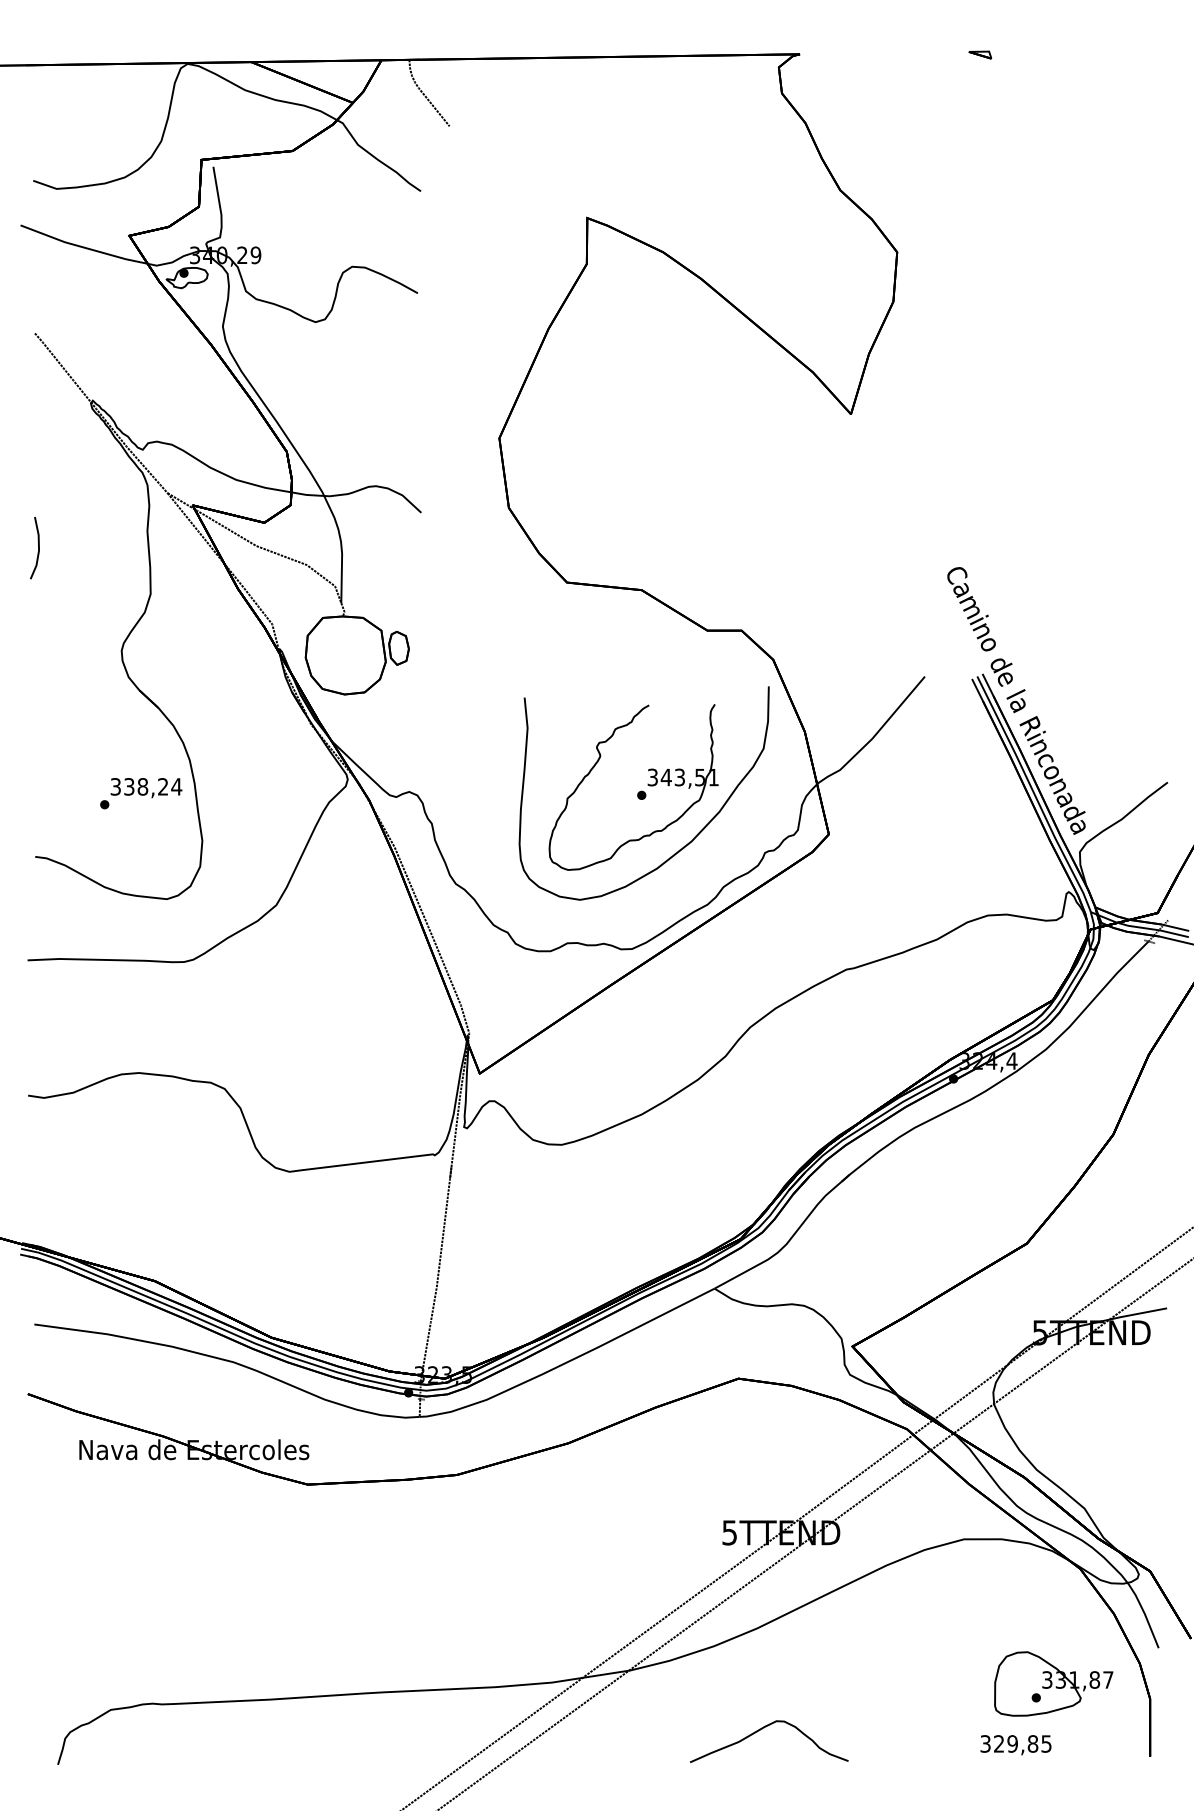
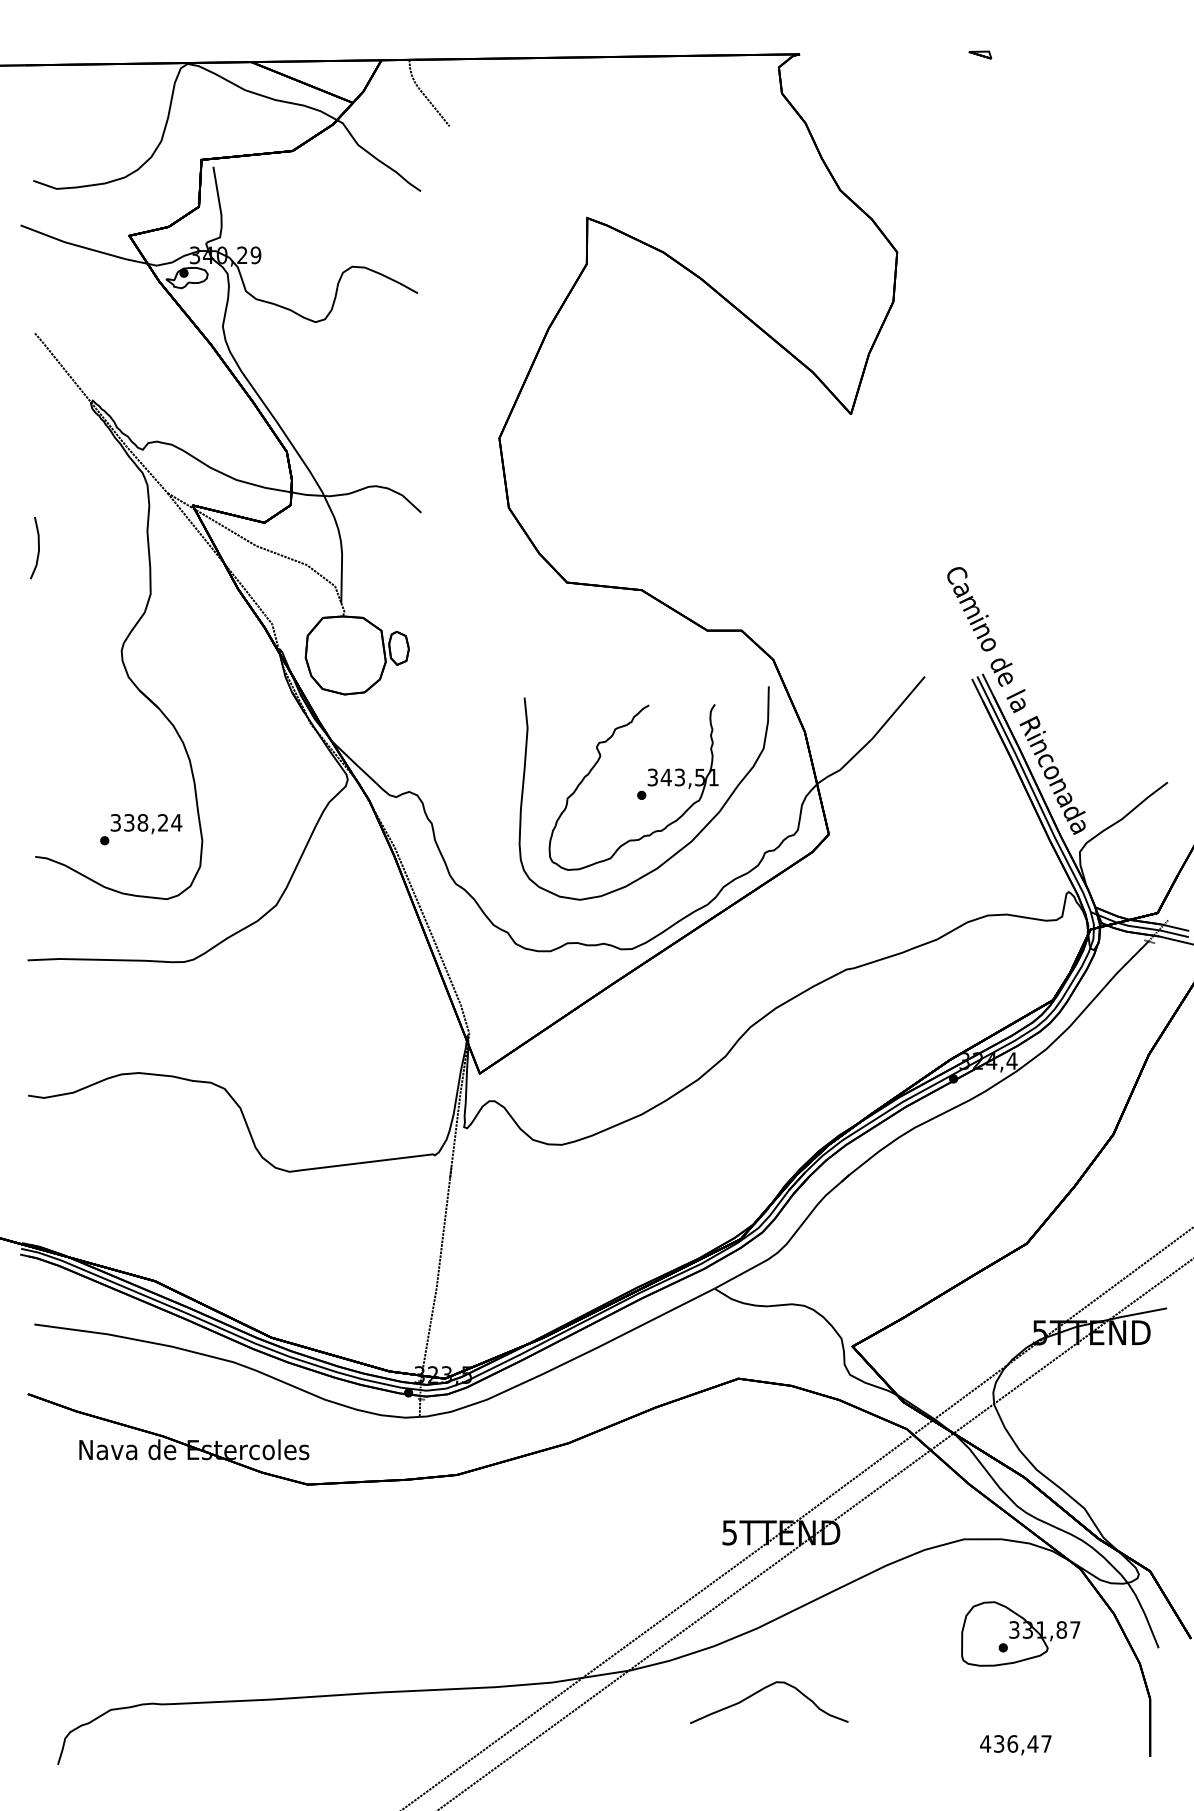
text position: (141, 793) -> (141, 829) (141, 829)
part position: (1053, 1683) -> (1020, 1633) (1020, 1633)
part position: (762, 1729) -> (762, 1690) (762, 1690)
text: 329,85 -> 436,47 (1015, 1743)
